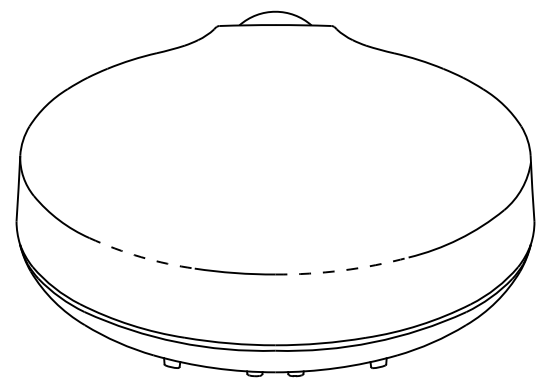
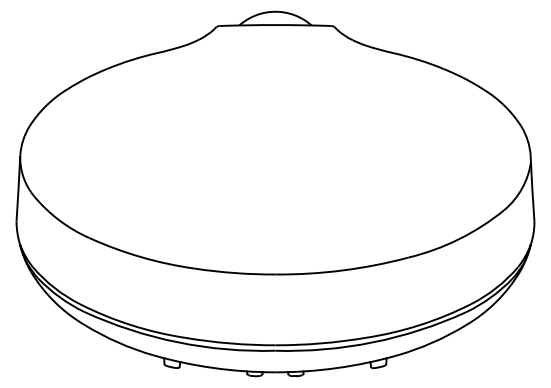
arc: dashed -> solid (141, 257)
arc: dashed -> solid (342, 270)
